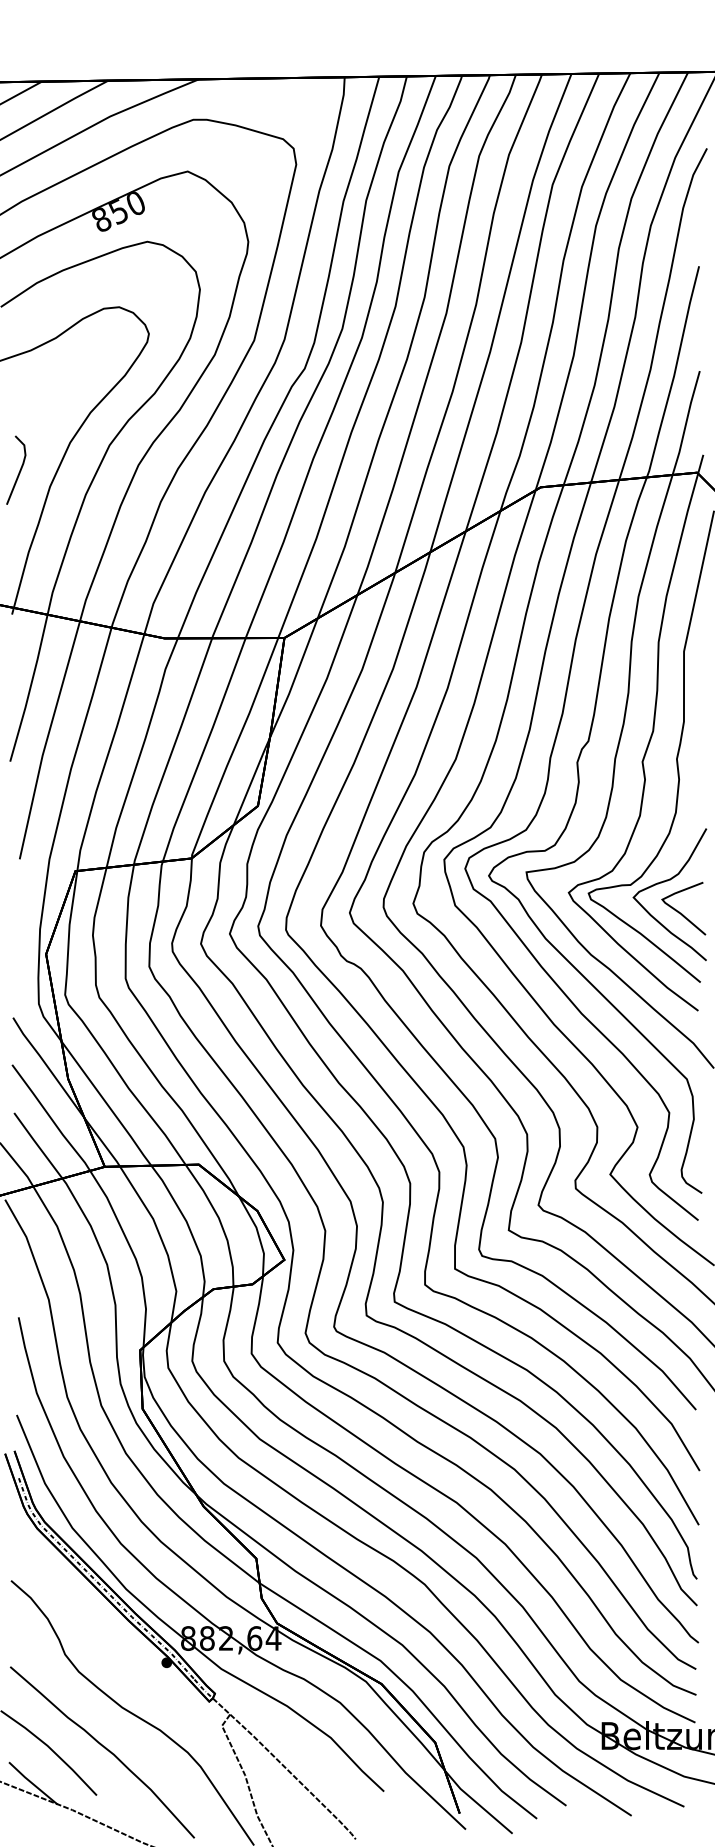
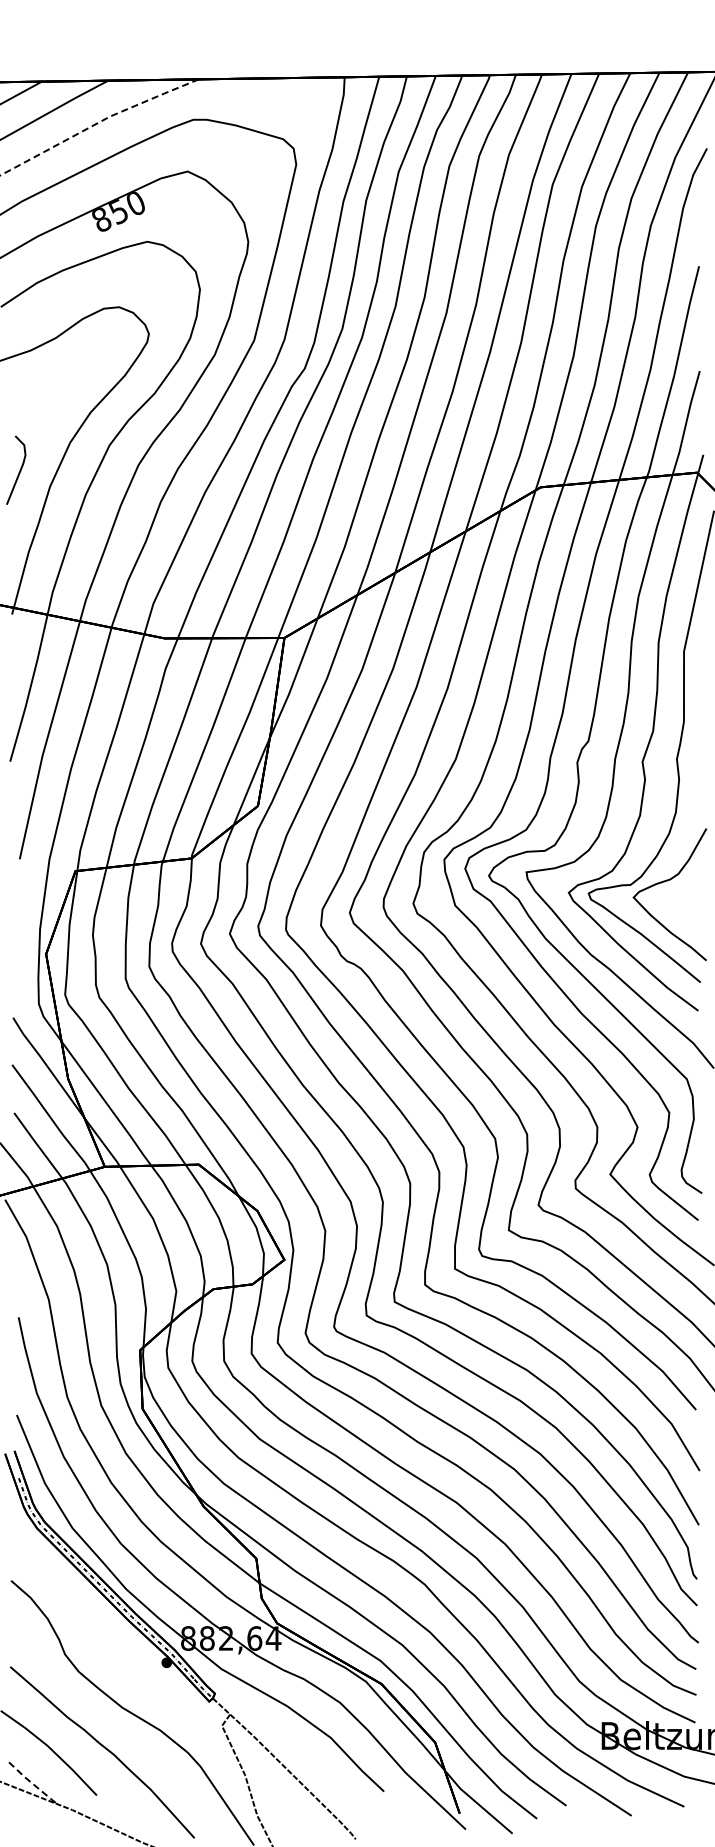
line: solid -> dashed (98, 122)
curve: present -> none (679, 911)
line: solid -> dashed (32, 1783)
